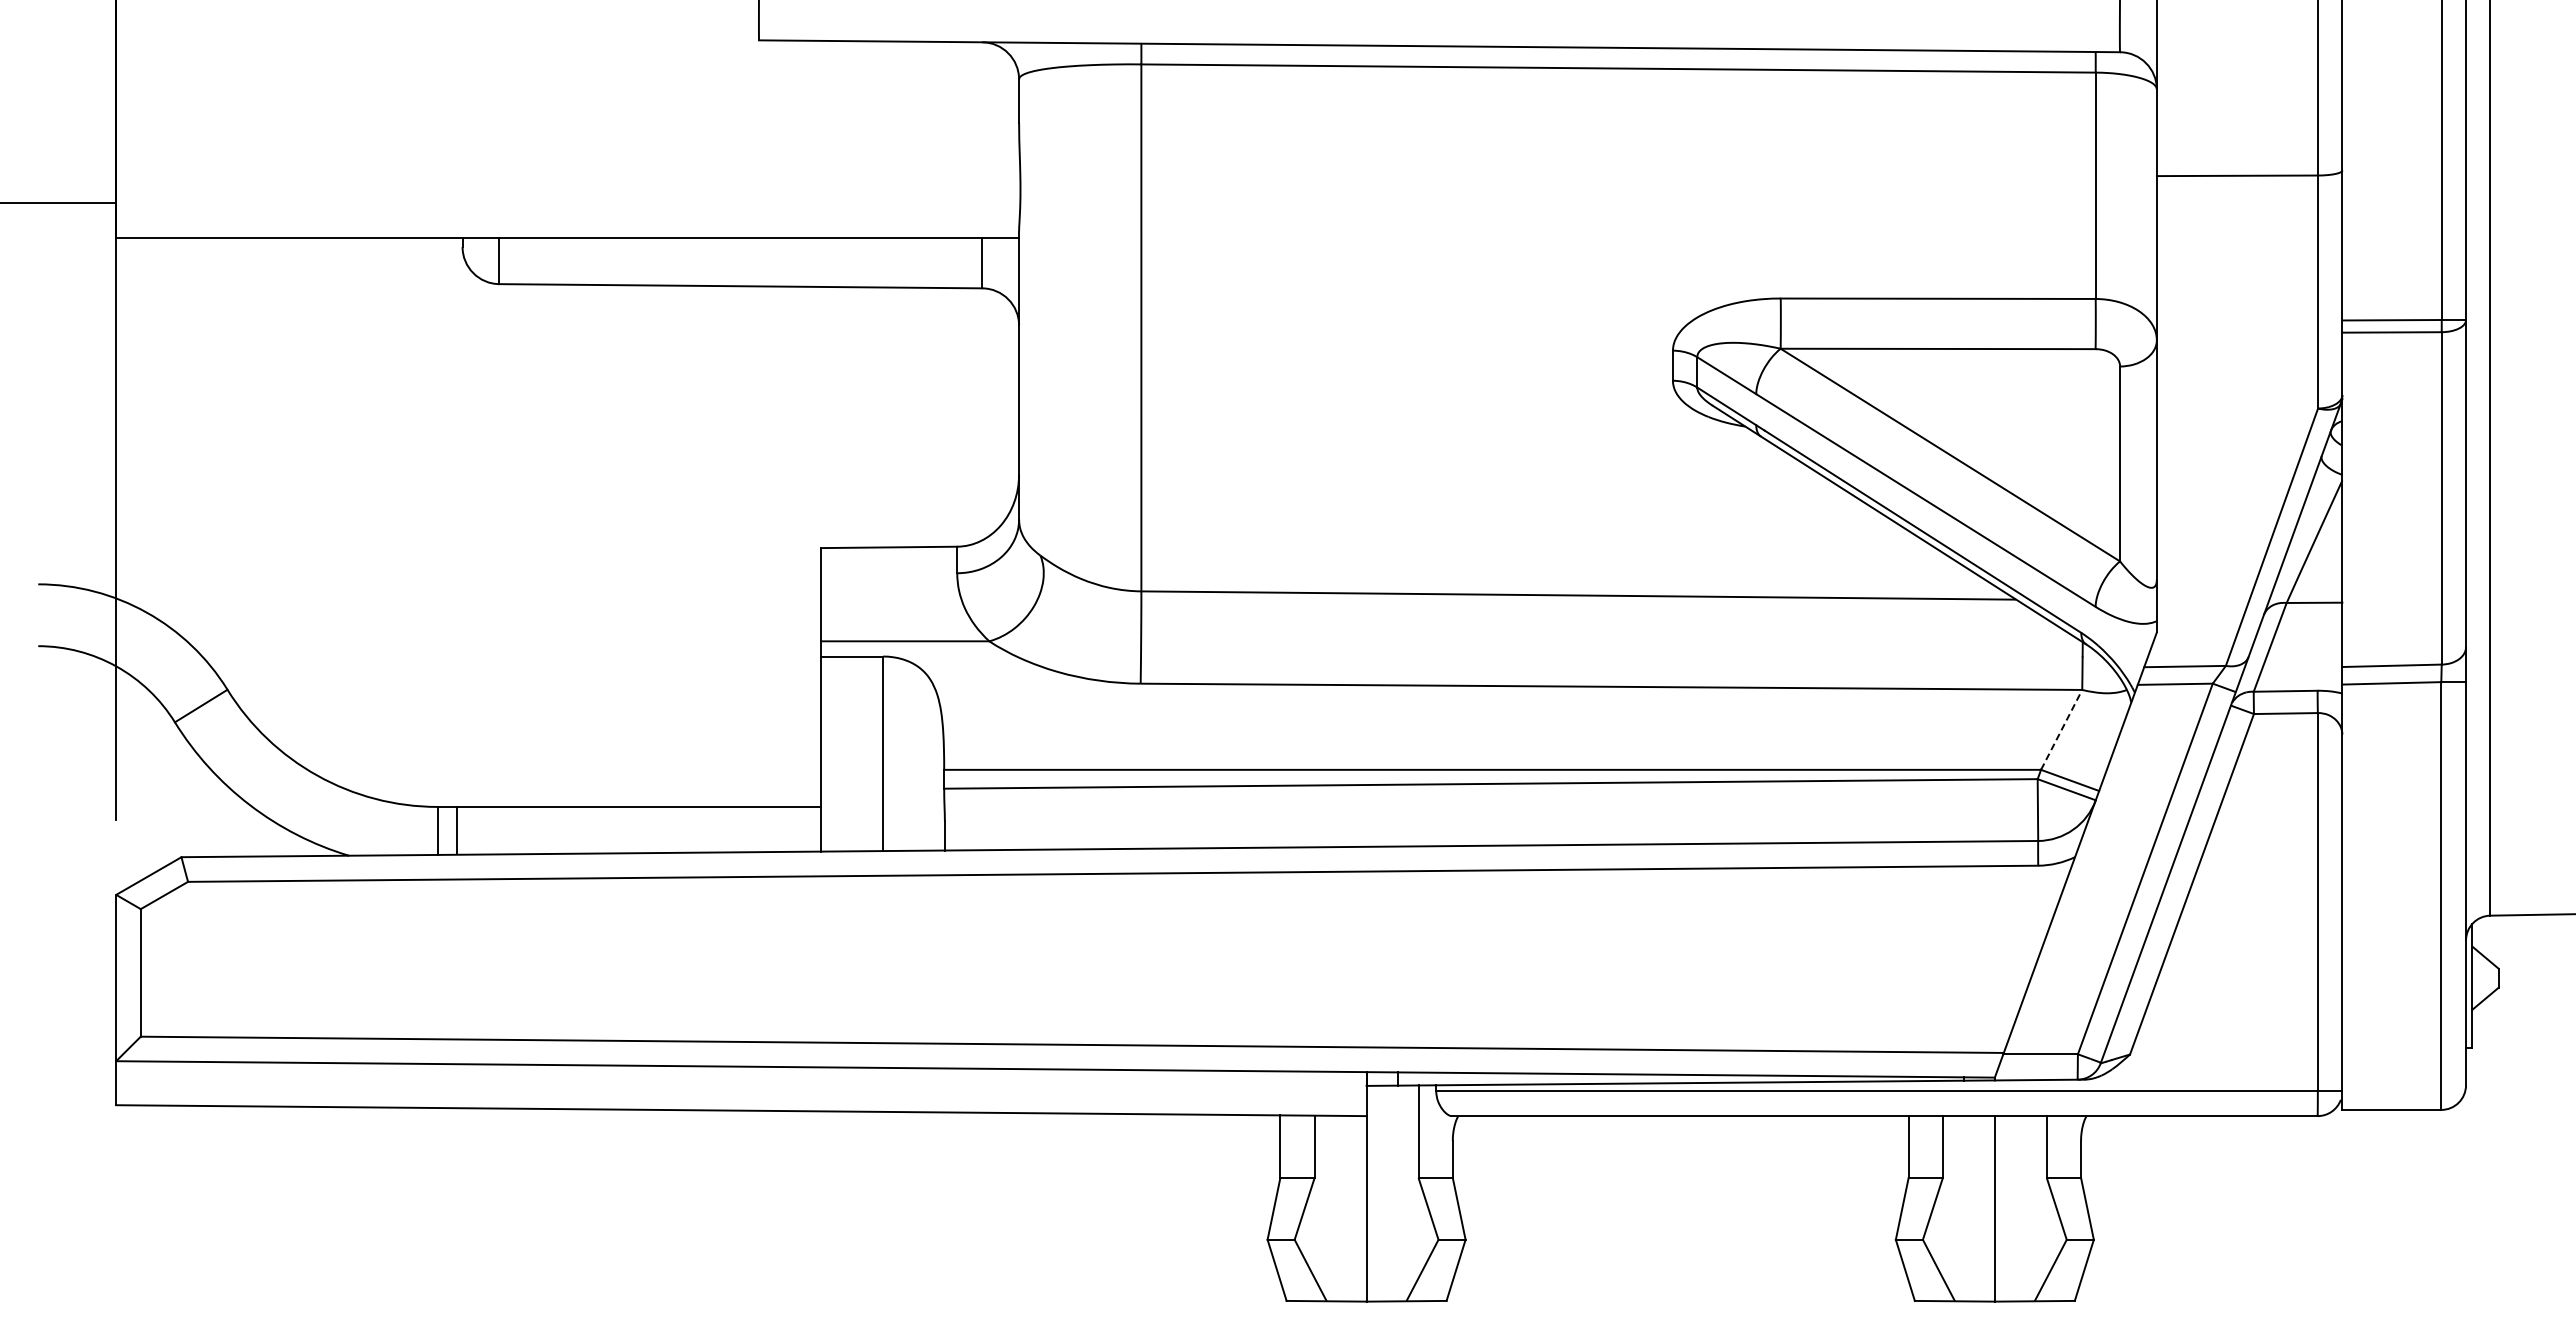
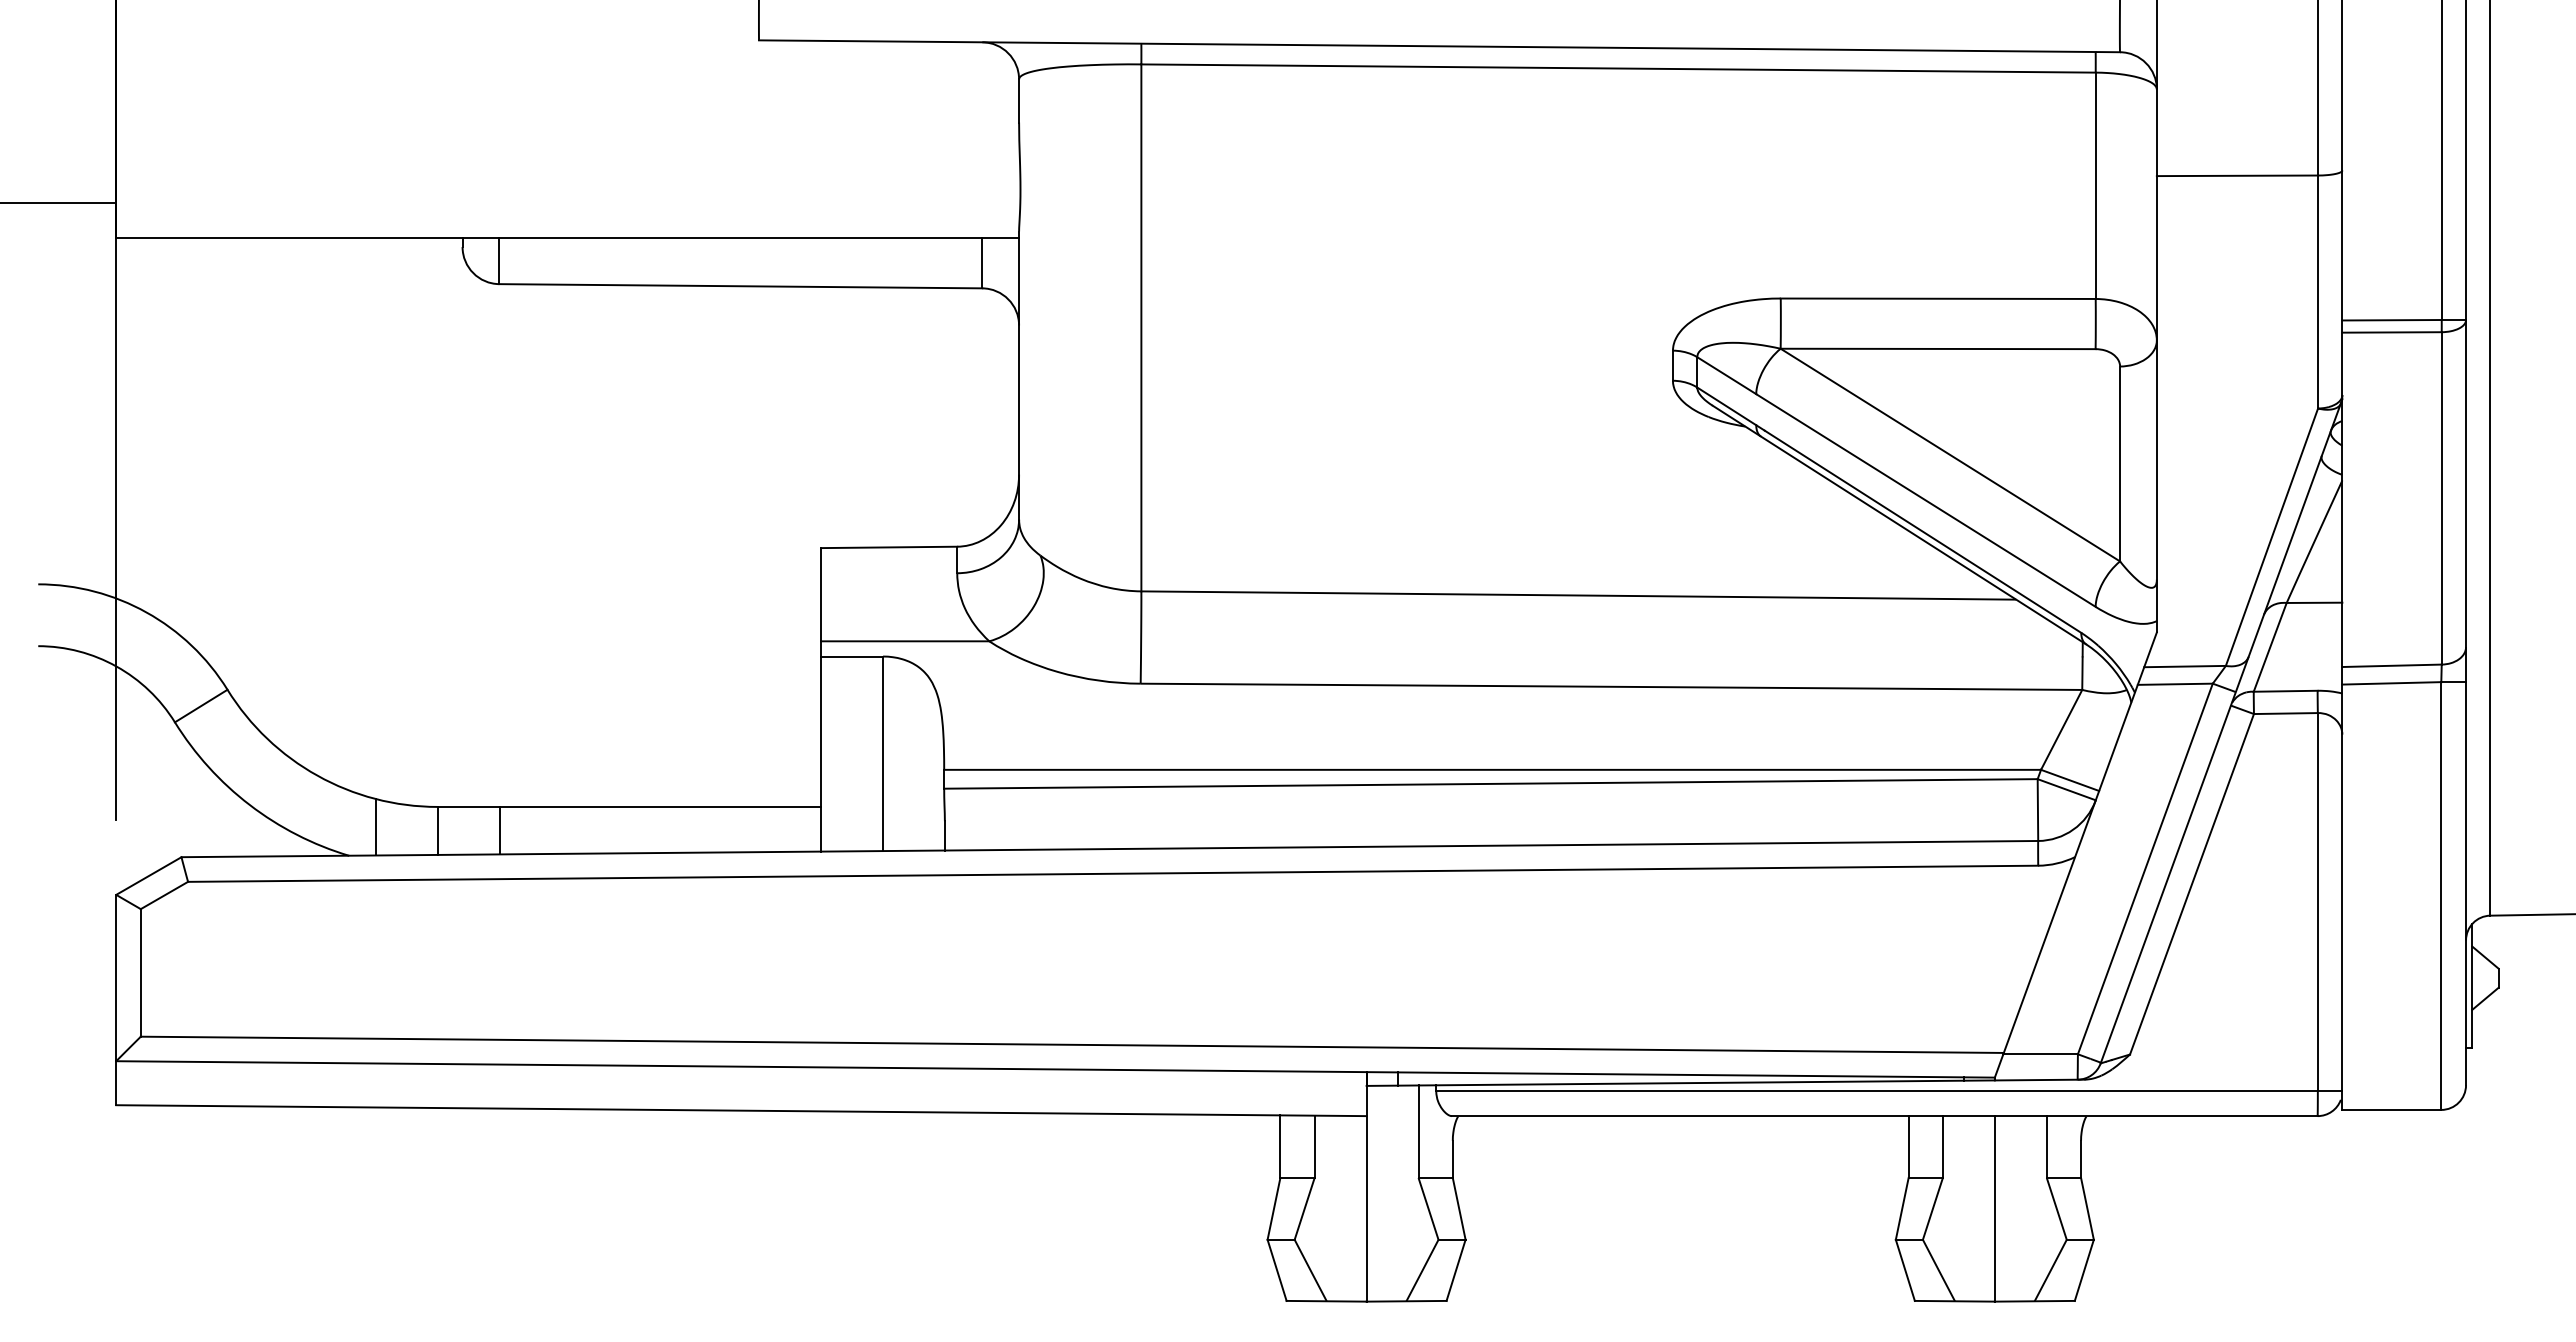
line: dashed -> solid (2061, 729)
line: none -> present (376, 827)
line position: (456, 830) -> (499, 830) (499, 830)
